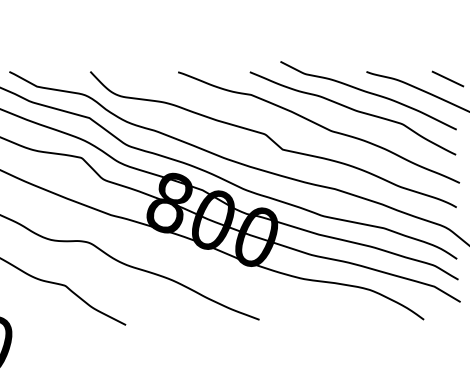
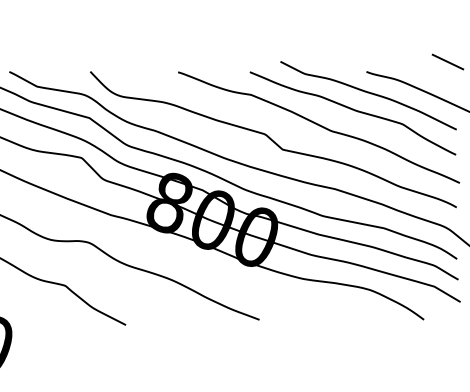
line position: (447, 78) -> (447, 61) (447, 61)
